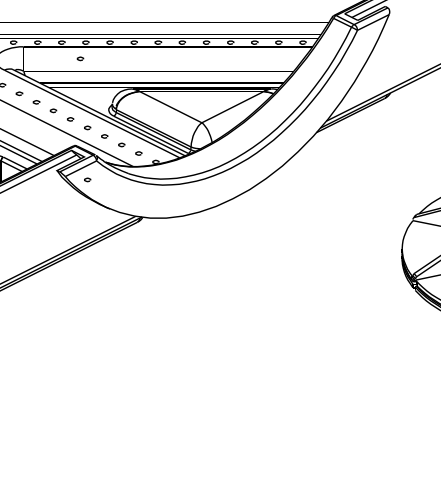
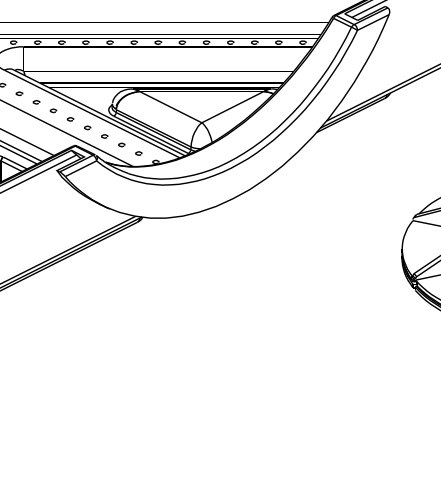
curve: present -> none (80, 57)
curve: present -> none (87, 178)
